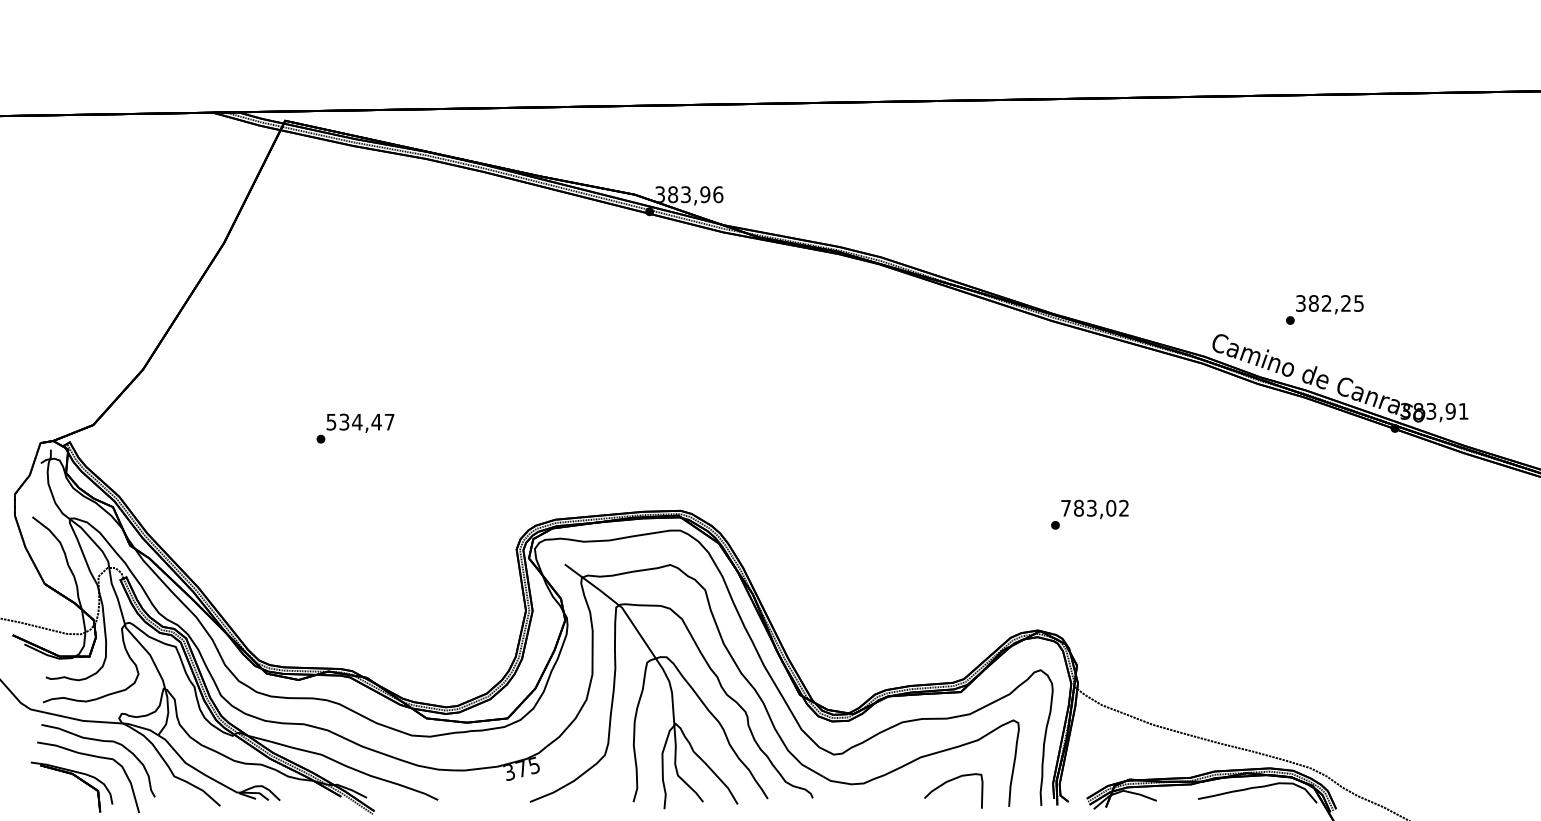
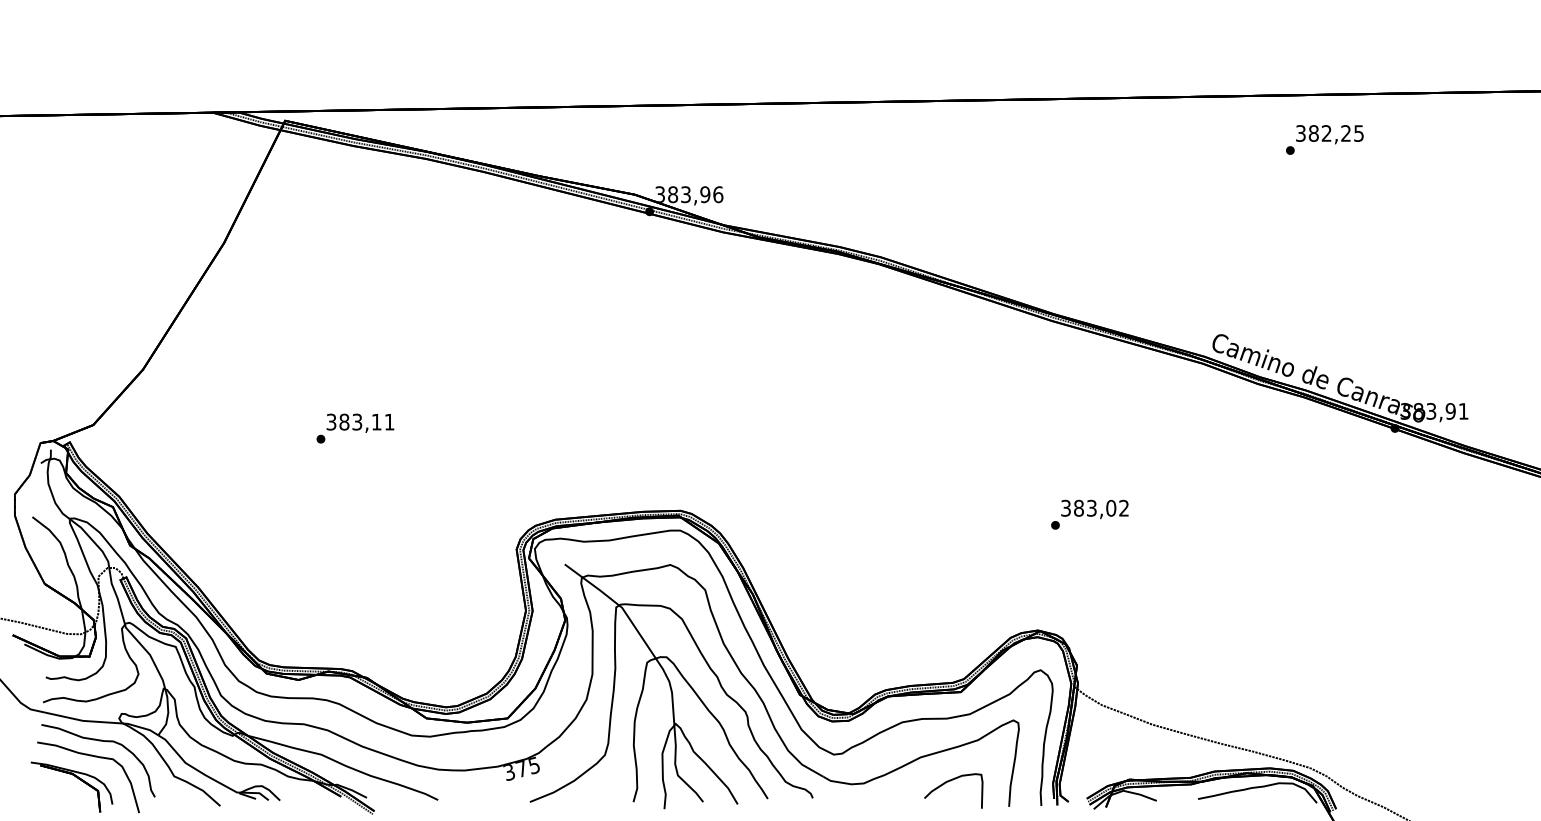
text position: (1324, 309) -> (1324, 139) (1324, 139)
text: 534,47 -> 383,11 (360, 421)
text: 783,02 -> 383,02 (1065, 507)
